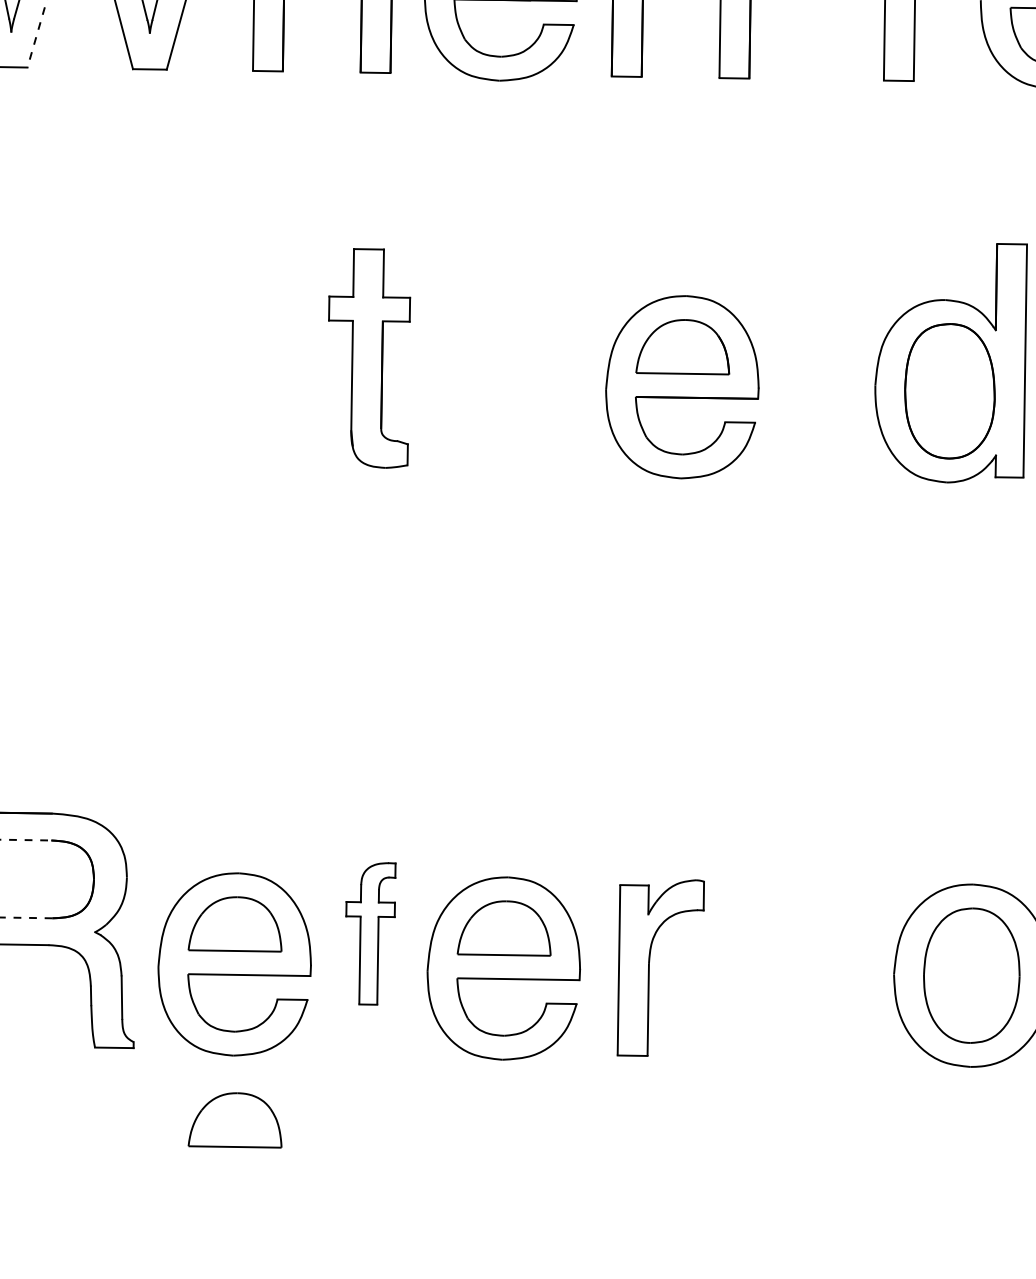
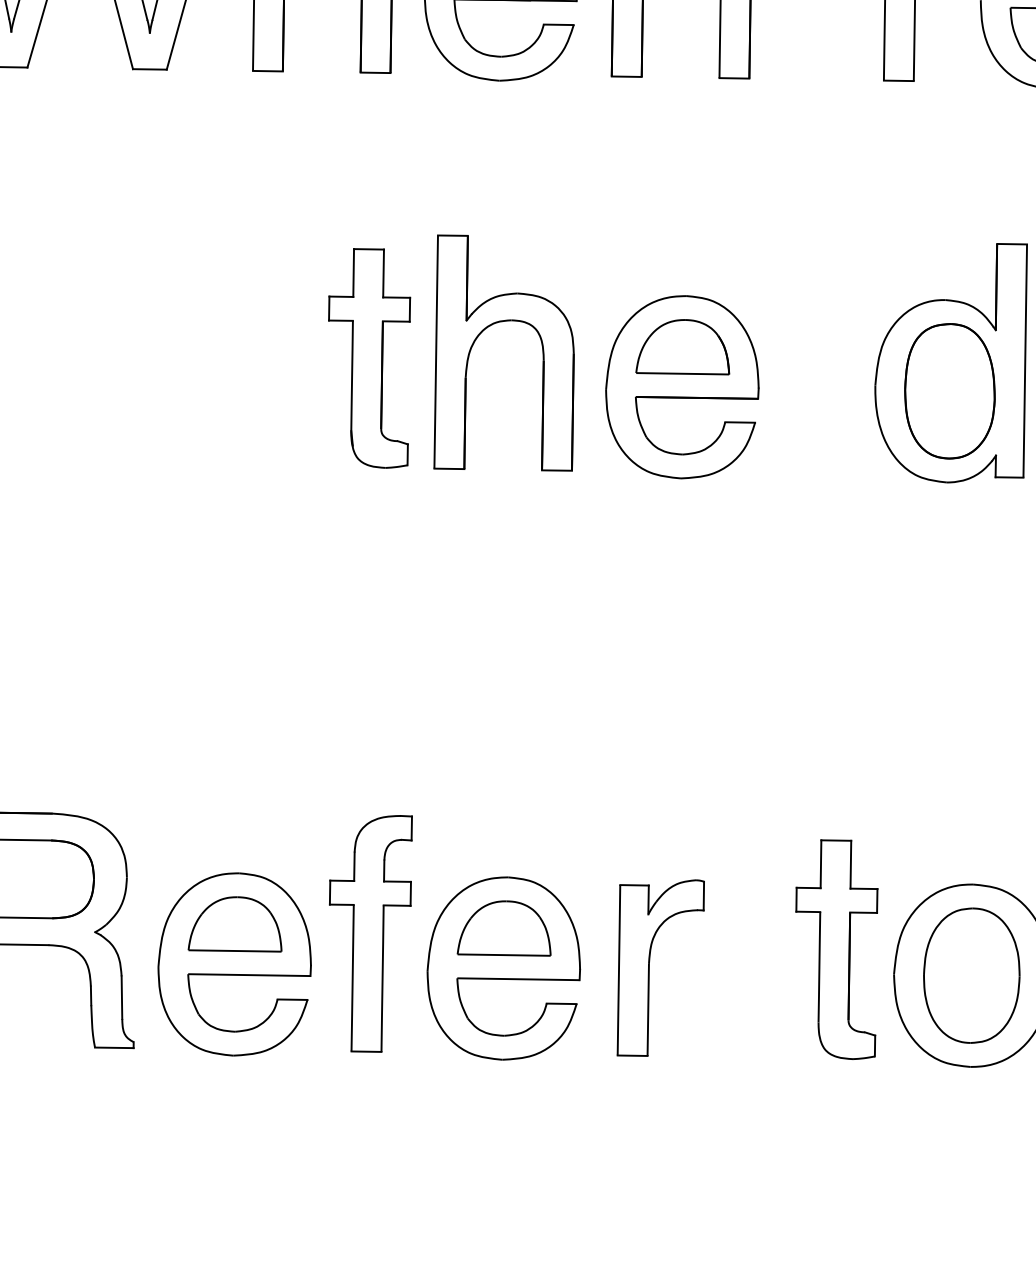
line: dashed -> solid (37, 34)
part: none -> present (487, 328)
line: dashed -> solid (26, 840)
line: dashed -> solid (26, 917)
part size: 52x144 px -> 84x238 px (370, 933)
part: none -> present (836, 949)
part: present -> none (234, 1120)
